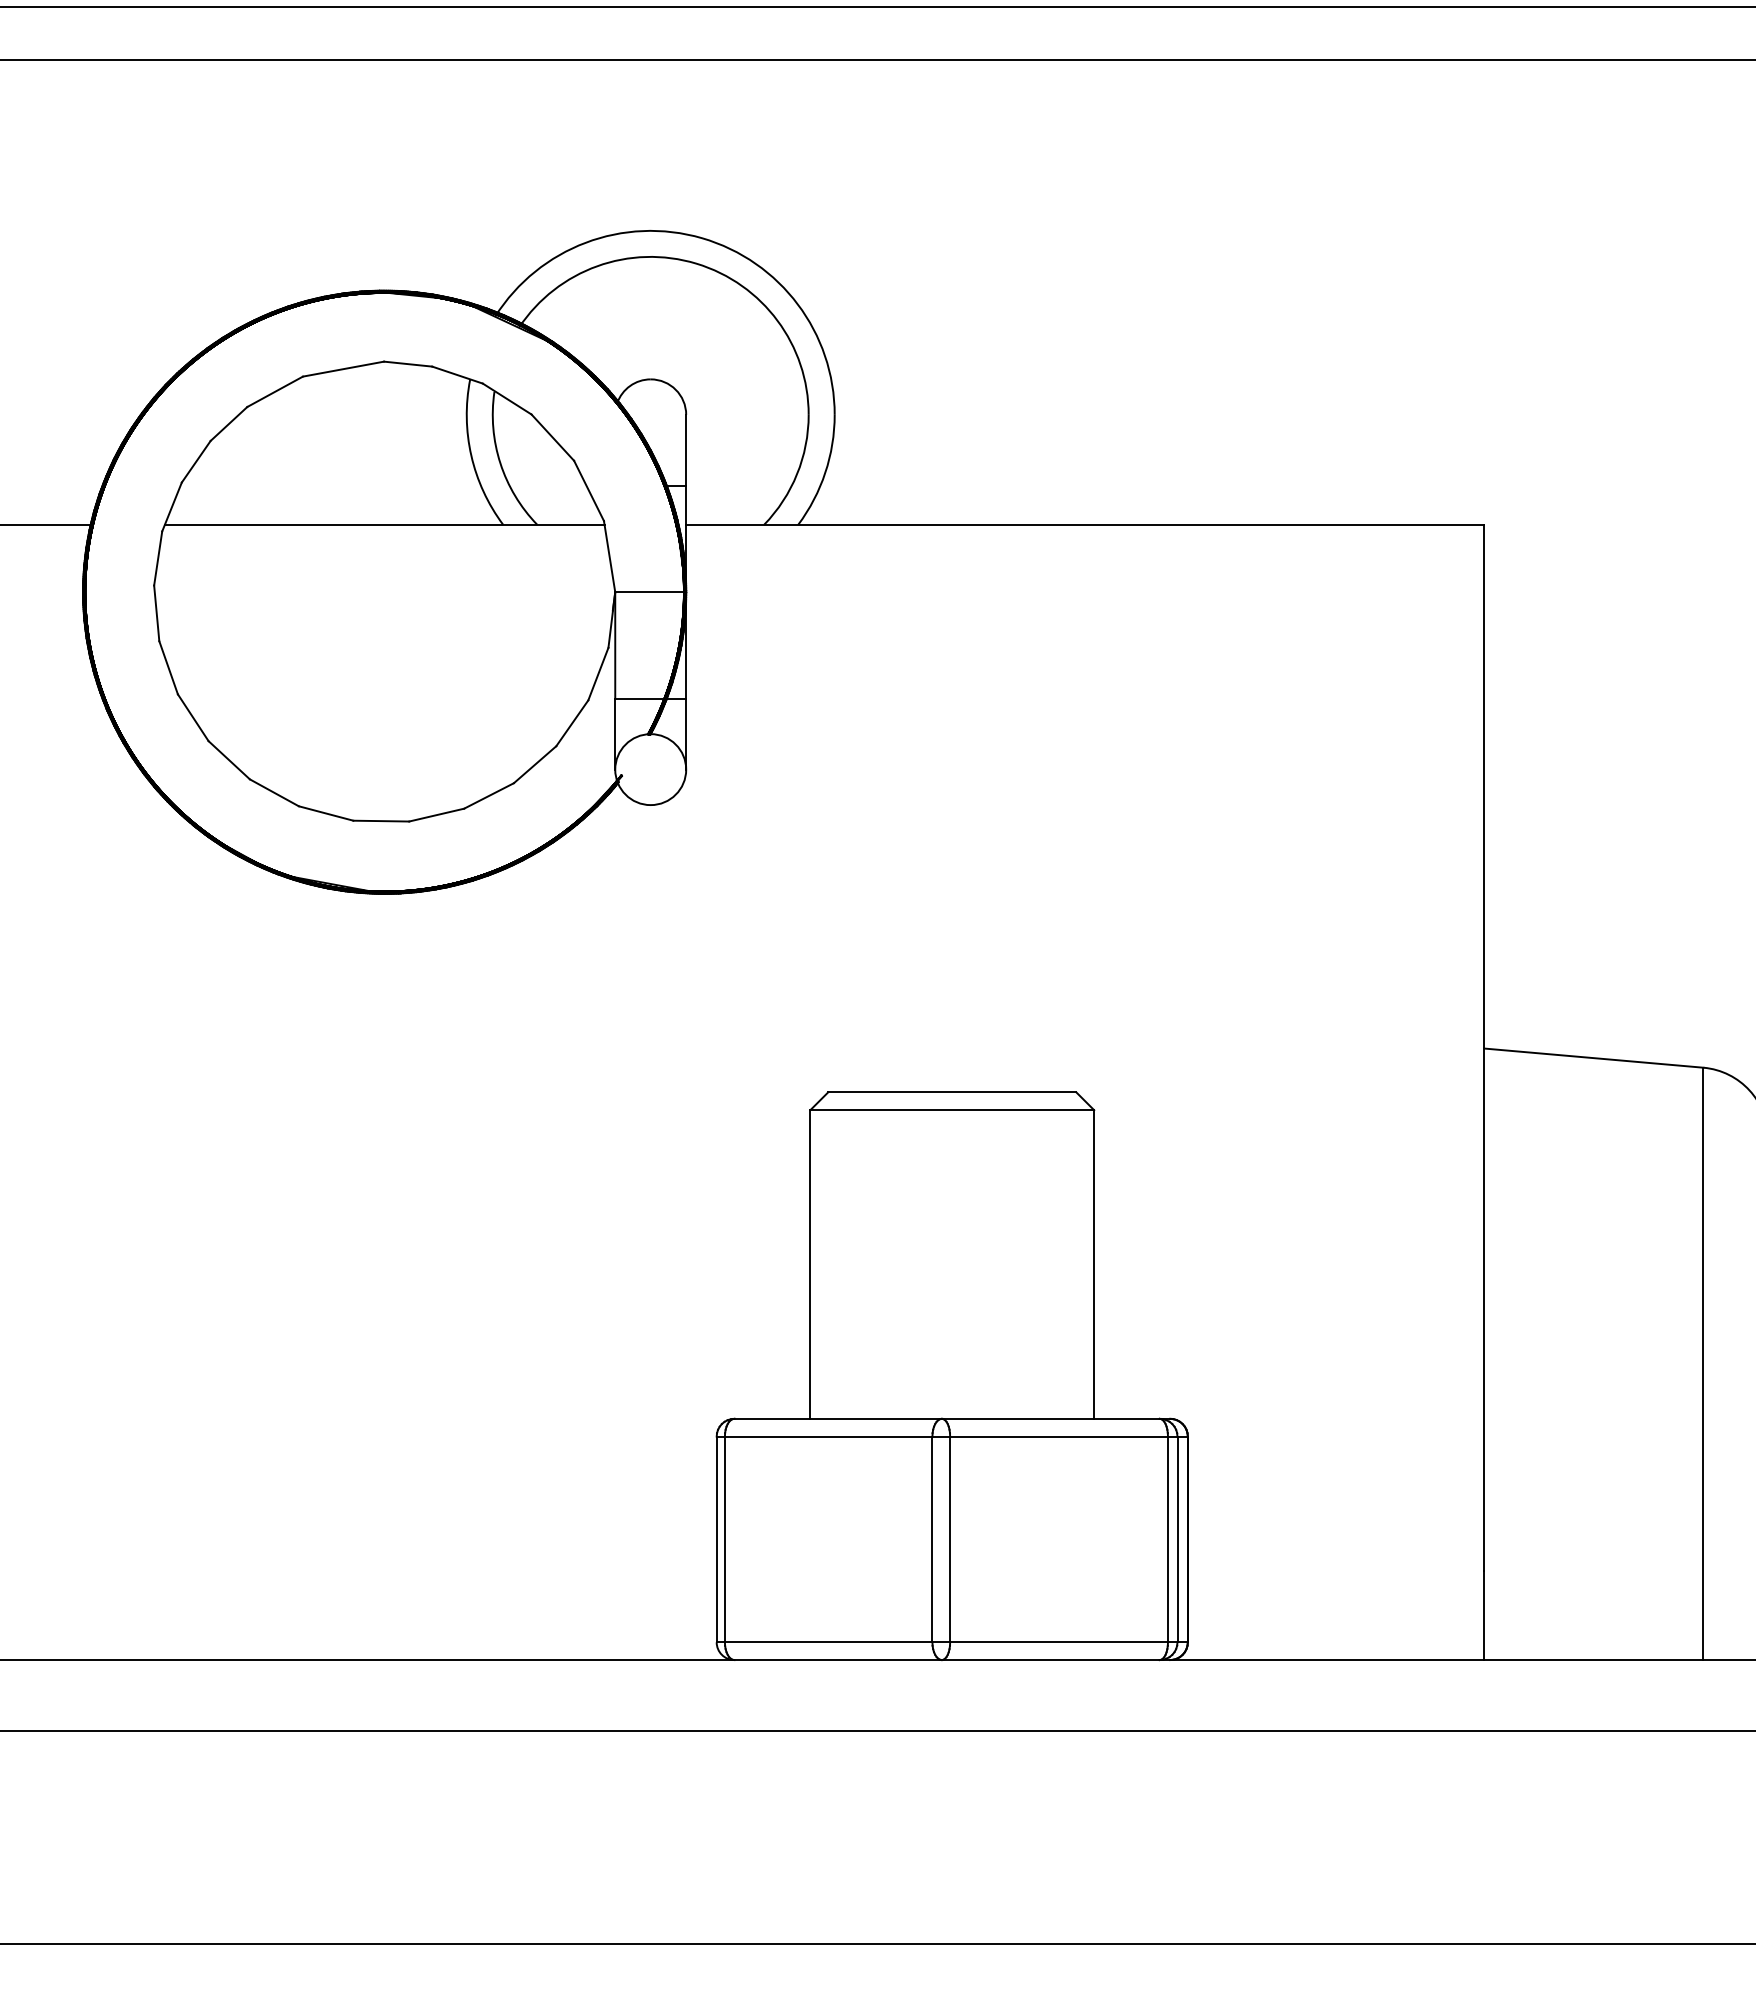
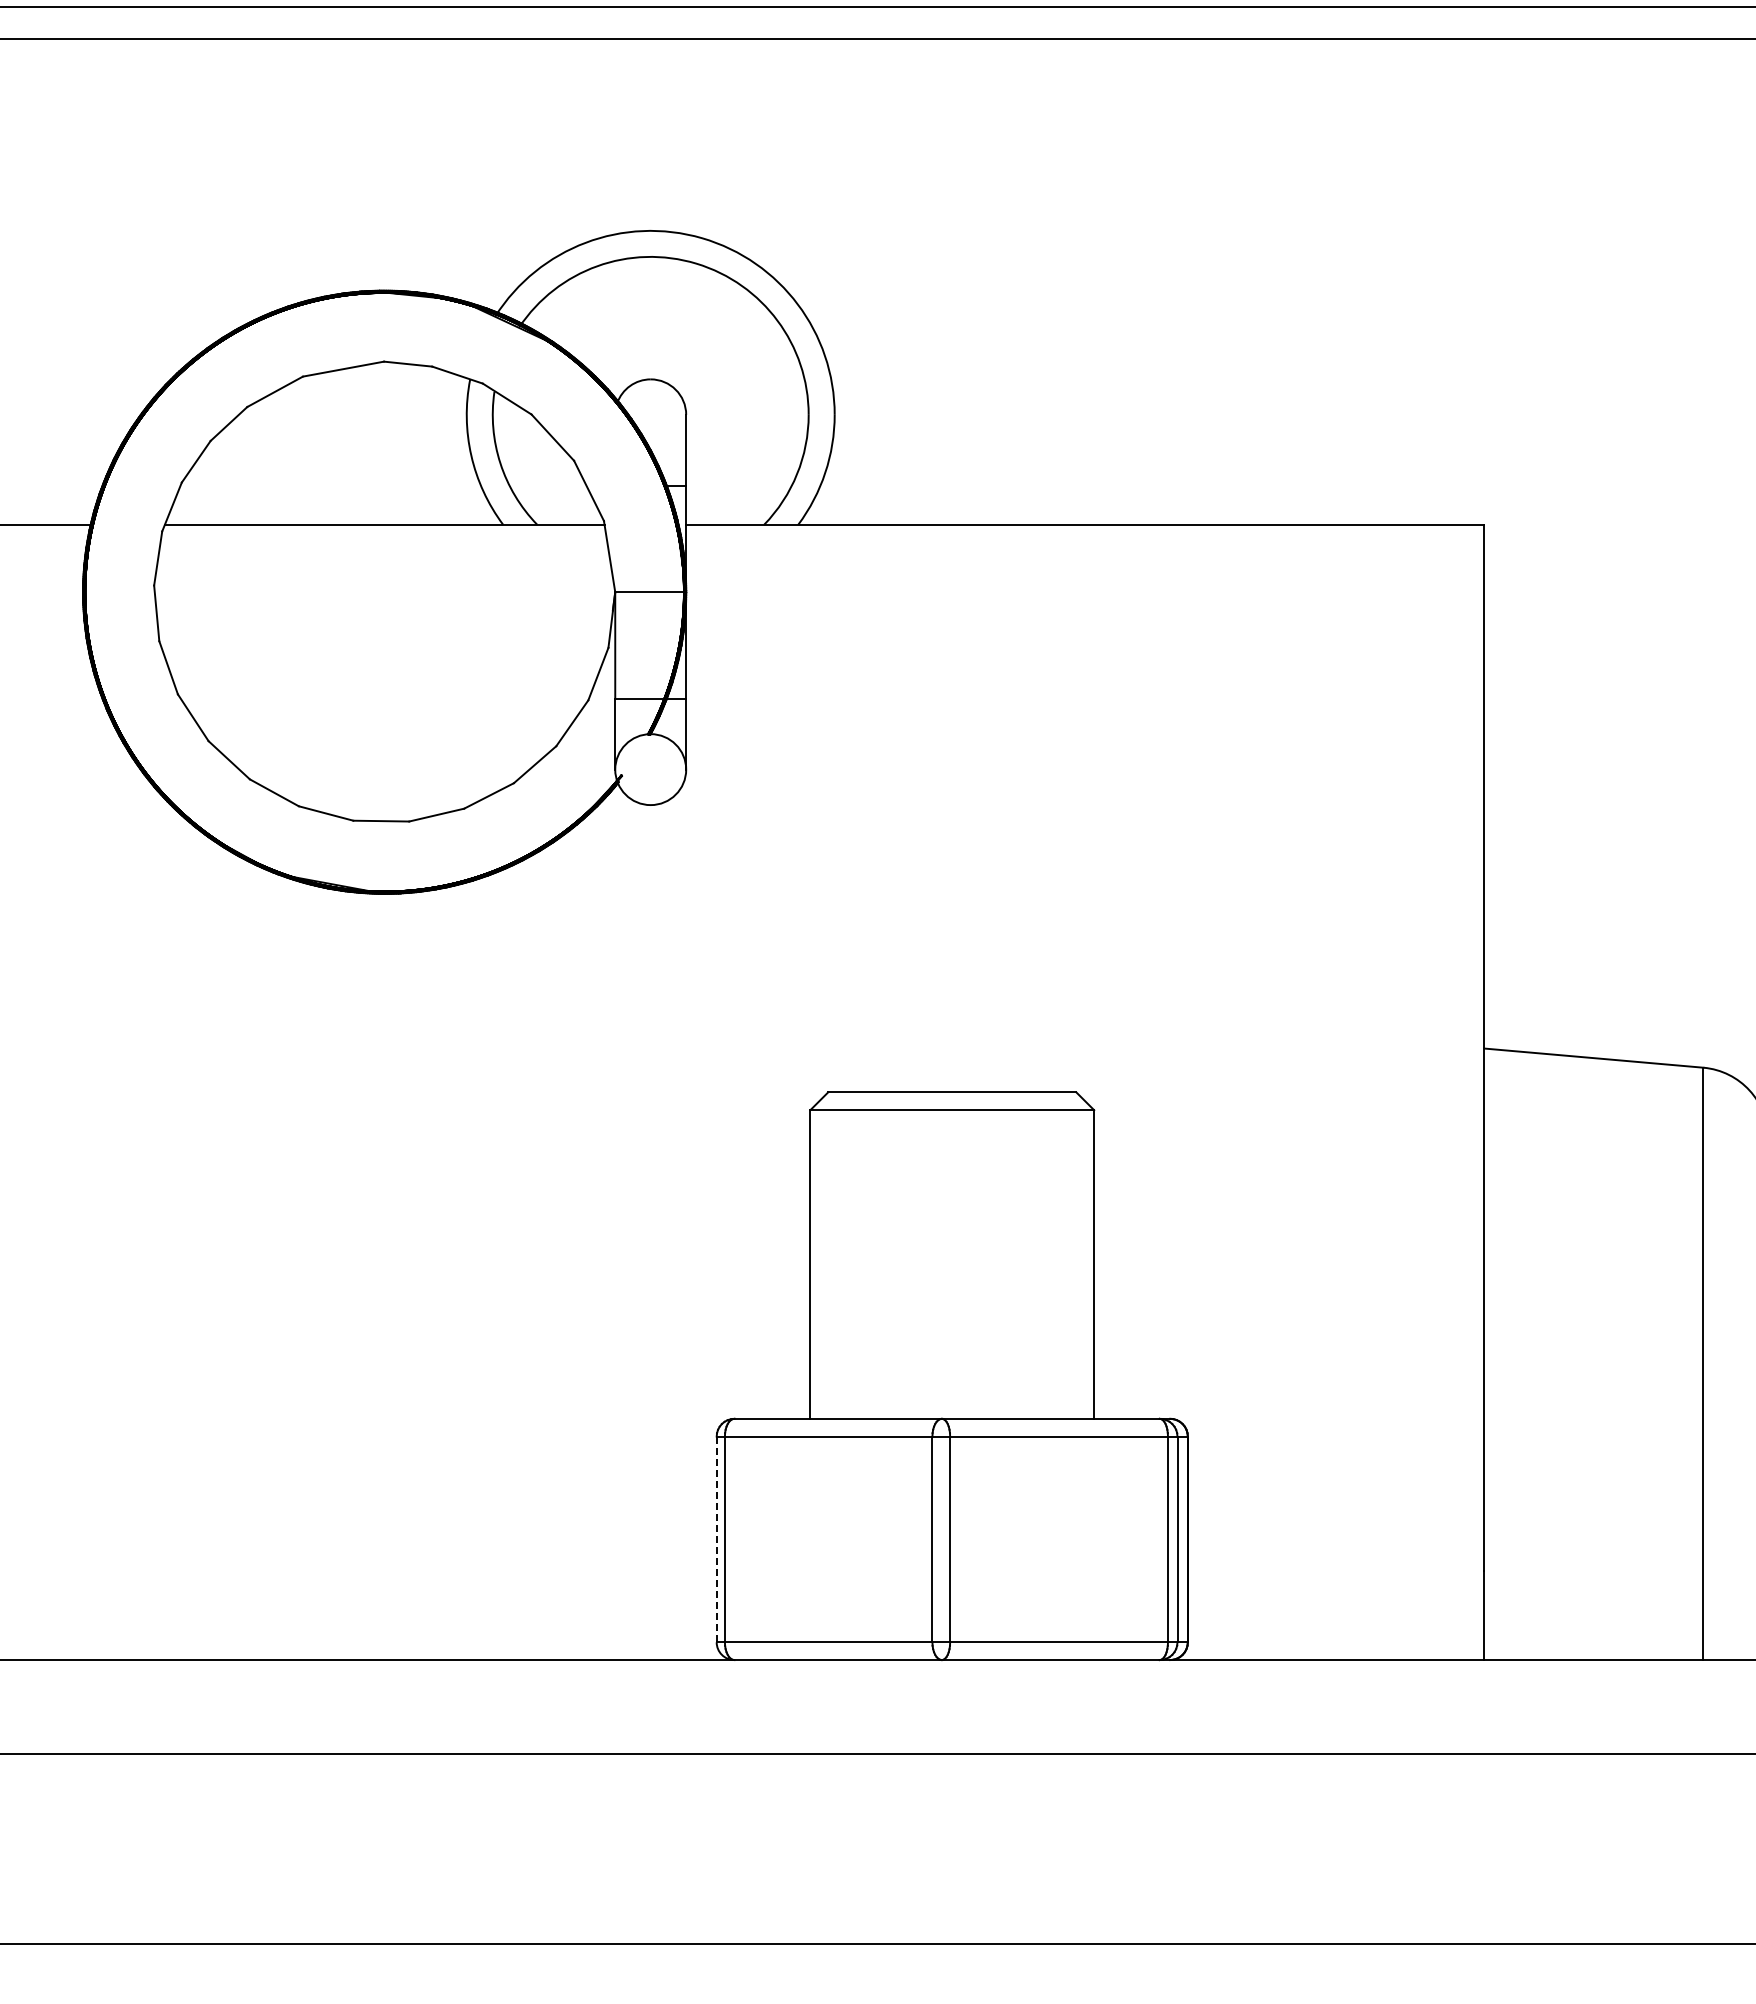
line position: (877, 60) -> (877, 39) (877, 39)
line: solid -> dashed (716, 1539)
line position: (877, 1731) -> (877, 1754) (877, 1754)
